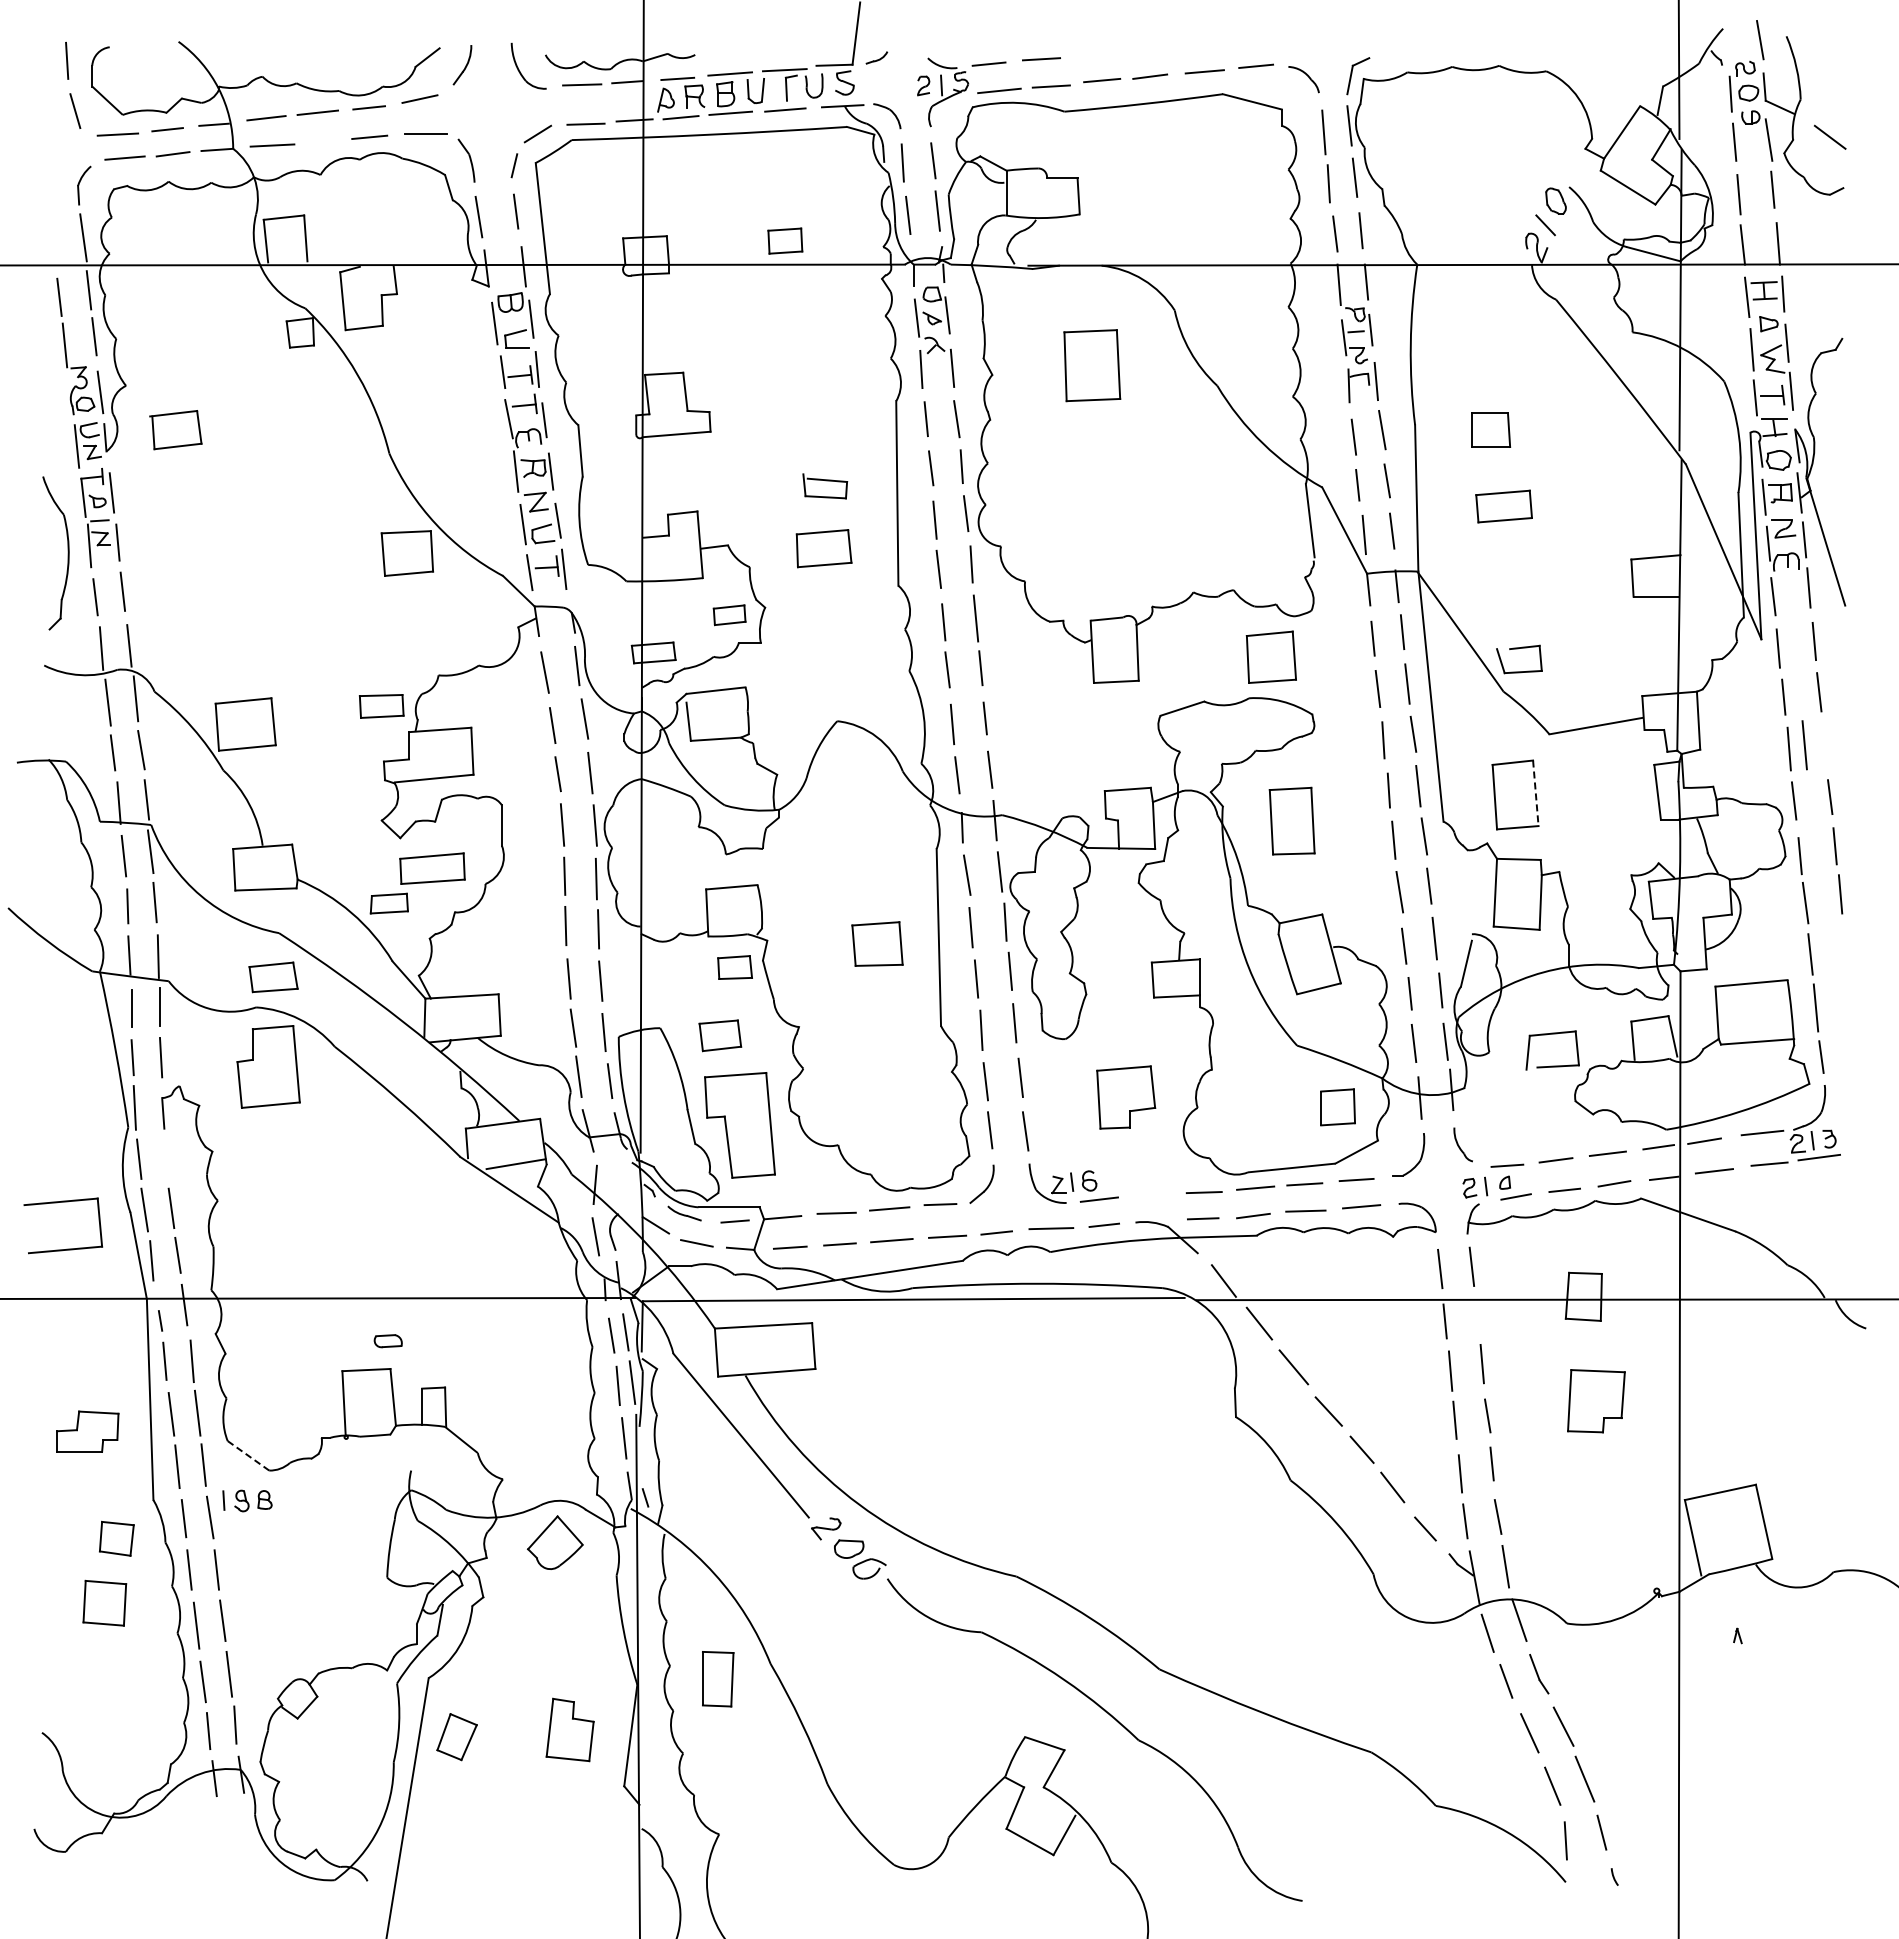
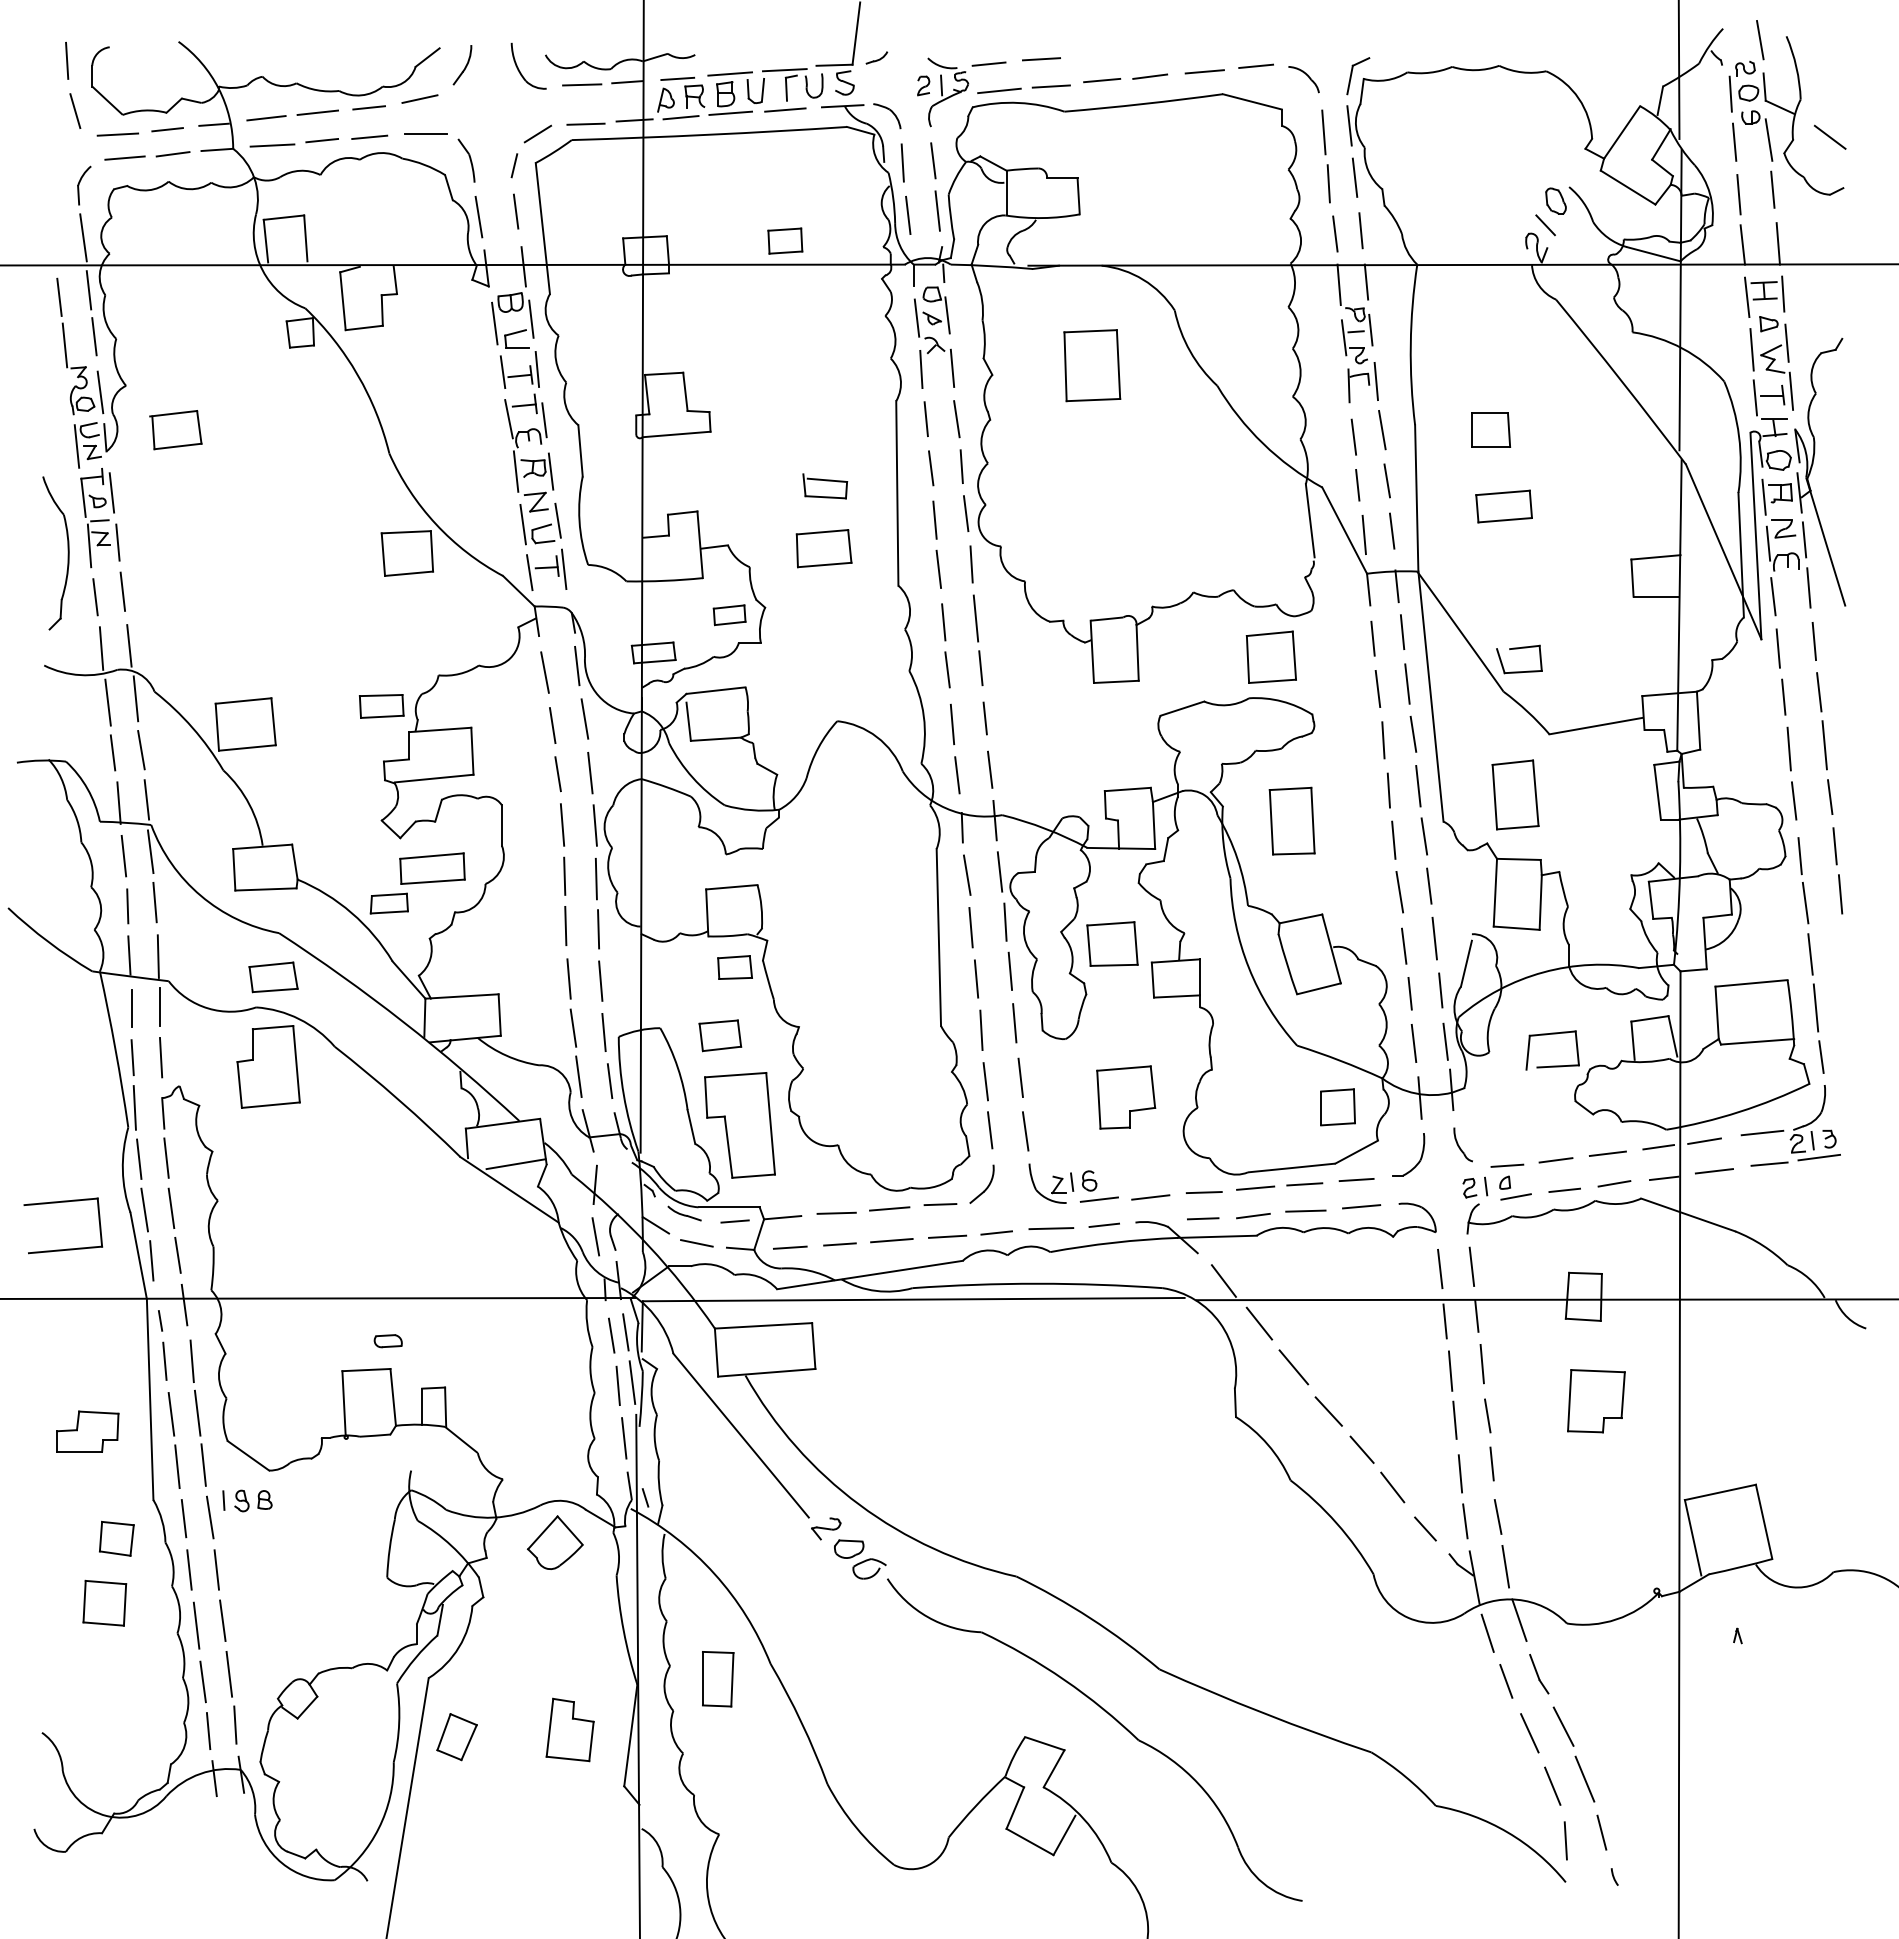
line: none -> present (322, 140)
line position: (1804, 745) -> (1824, 745) (1824, 745)
line: dashed -> solid (1535, 793)
part position: (877, 943) -> (1112, 943) (1112, 943)
line: none -> present (166, 1157)
line: none -> present (1150, 1197)
line: none -> present (1476, 1315)
line: dashed -> solid (248, 1456)
